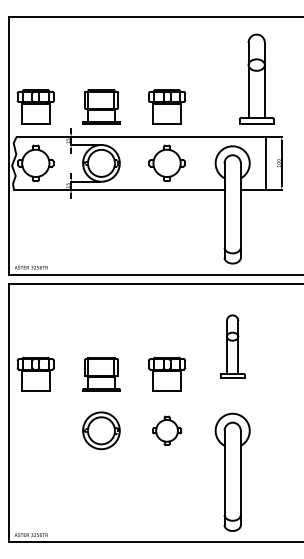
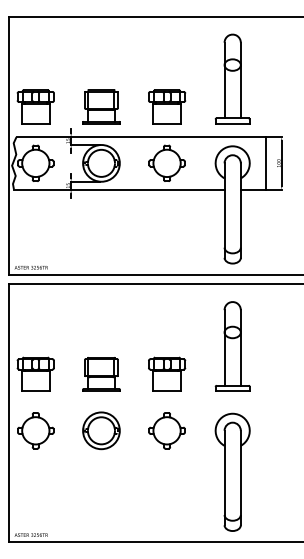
part position: (256, 78) -> (232, 78) (232, 78)
part size: 27x65 px -> 37x91 px (232, 346)
part: none -> present (35, 430)
part size: 31x31 px -> 38x38 px (166, 430)
